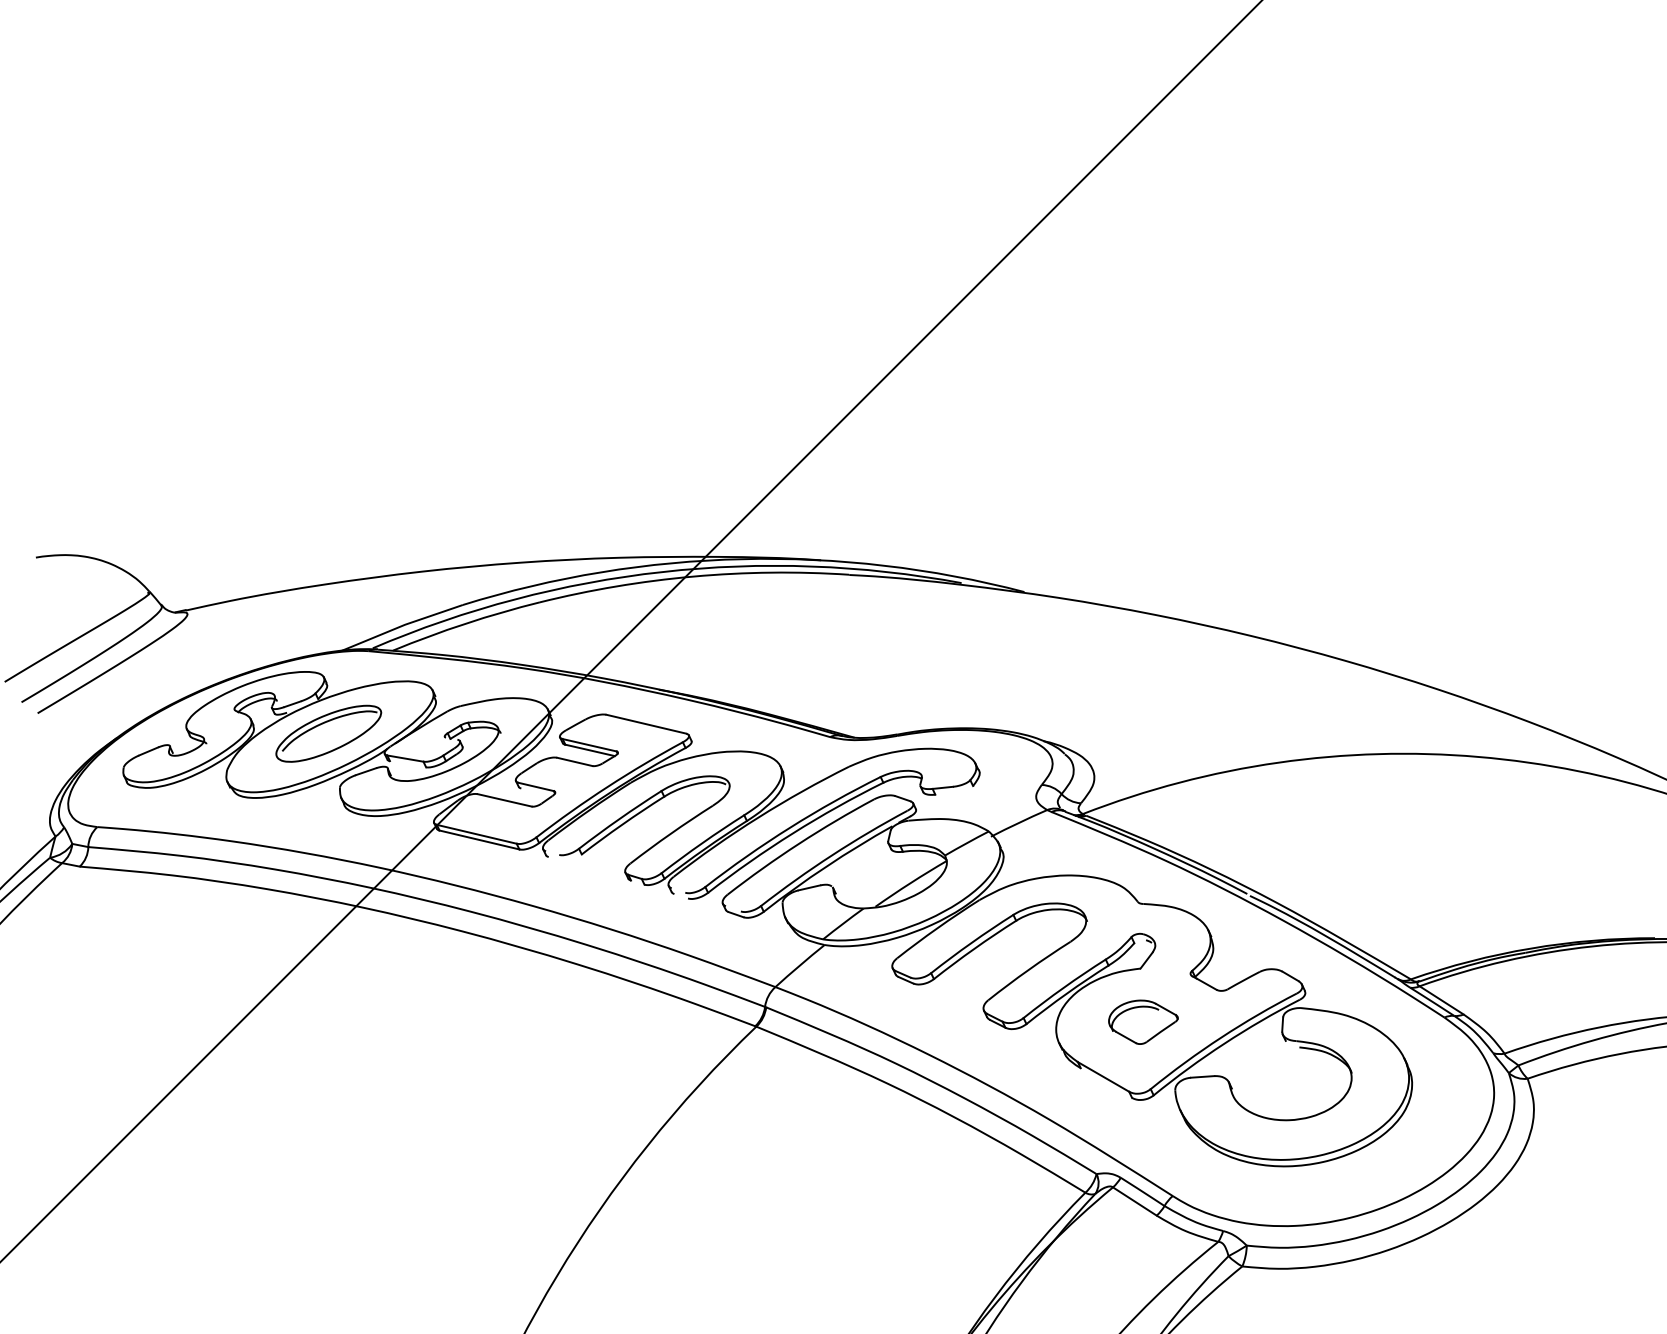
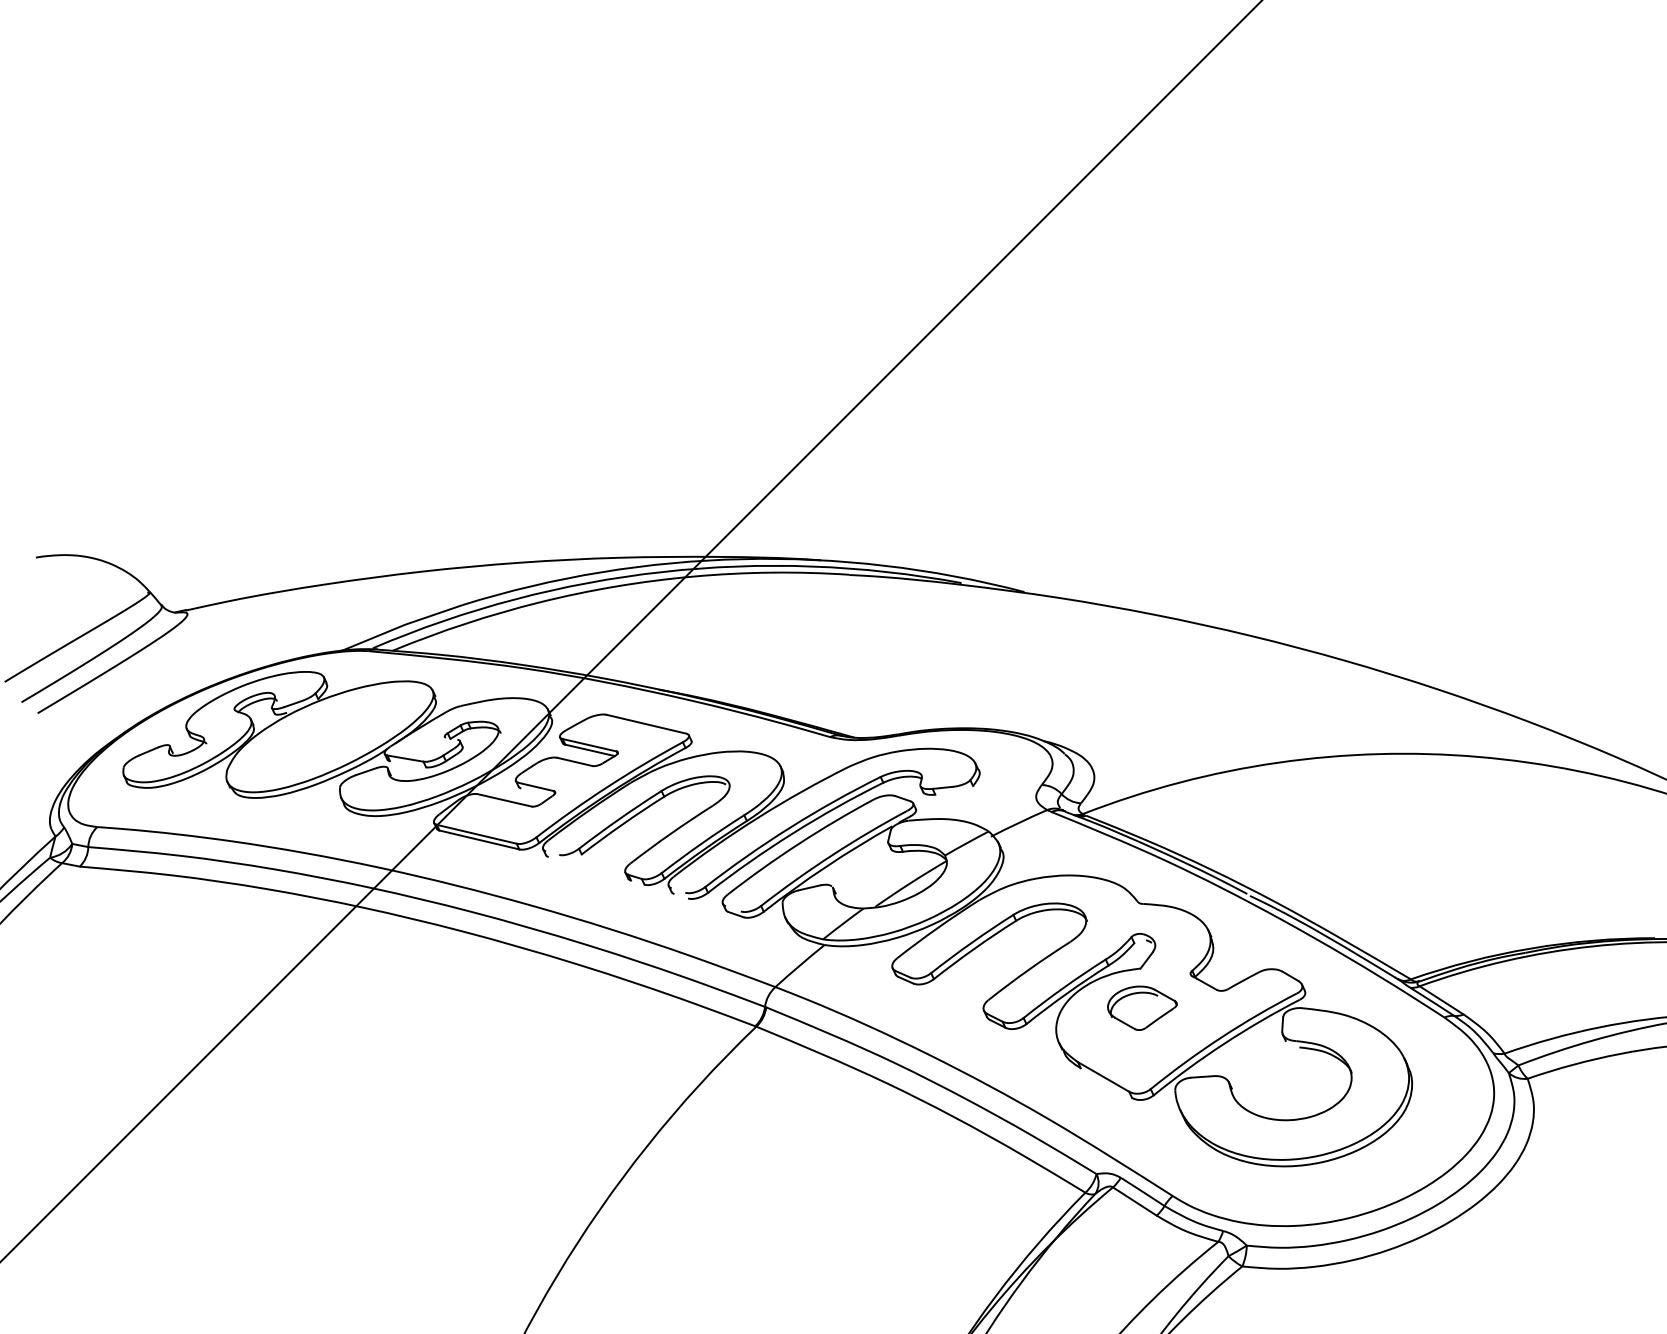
part: present -> none (328, 733)
part position: (1143, 1021) -> (1142, 1007) (1142, 1007)
